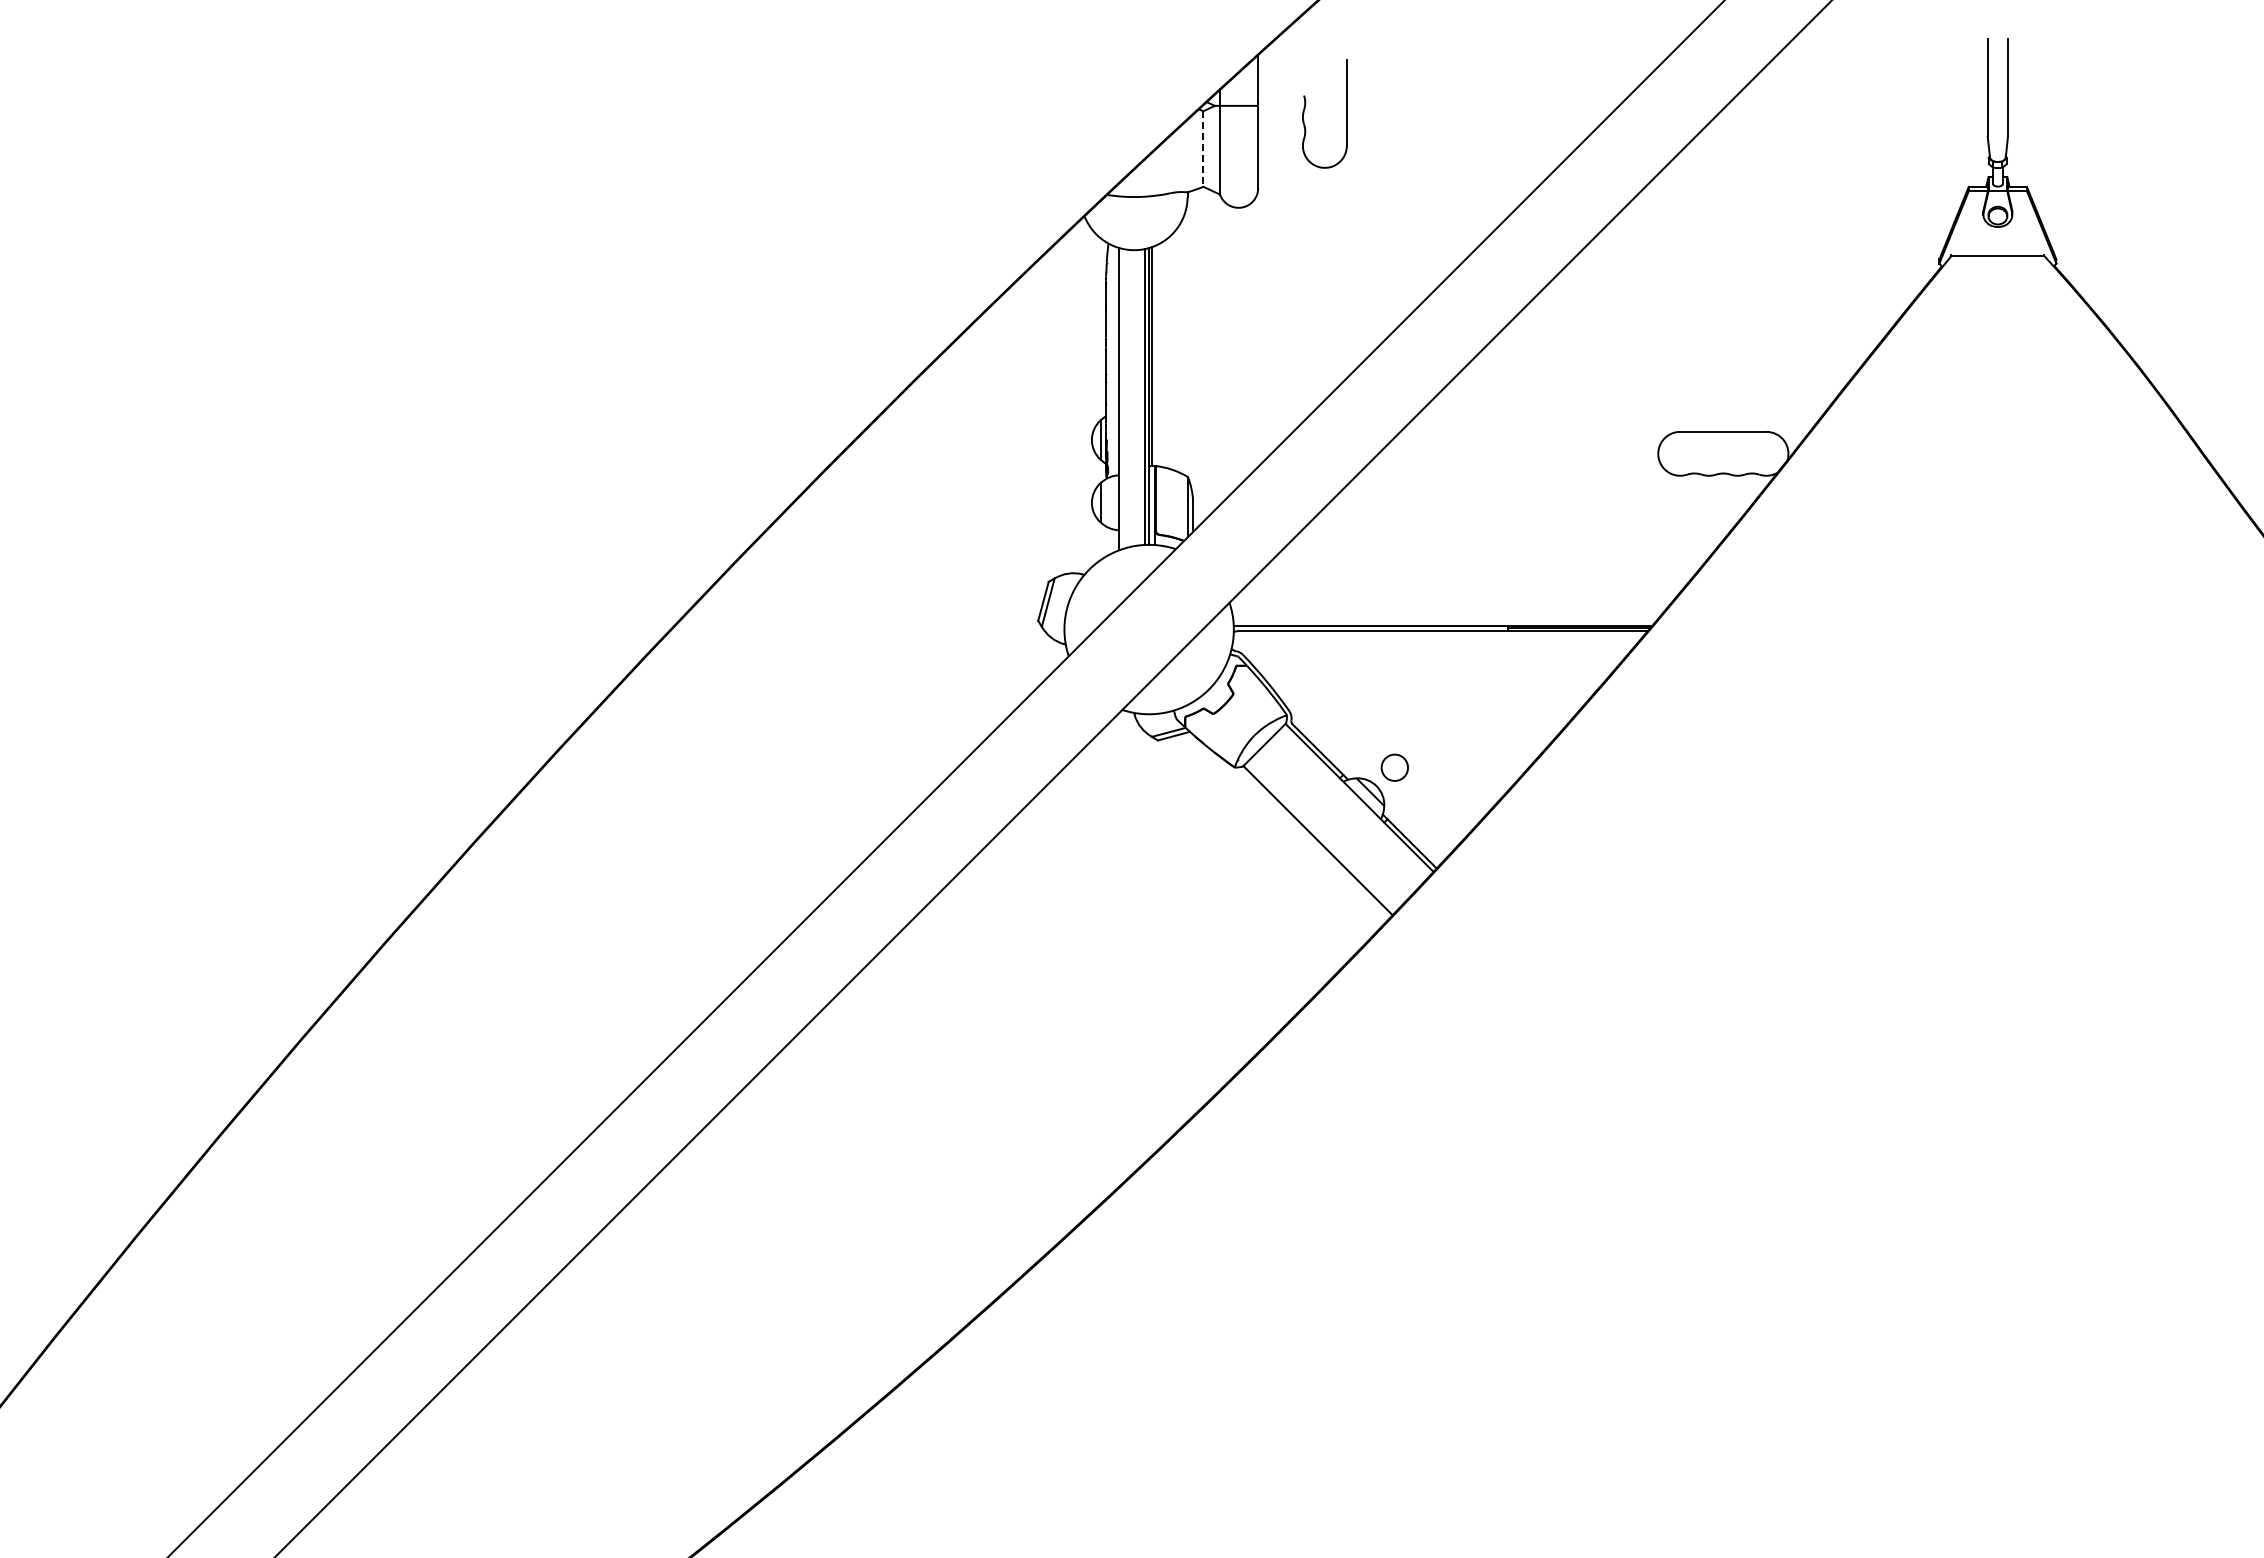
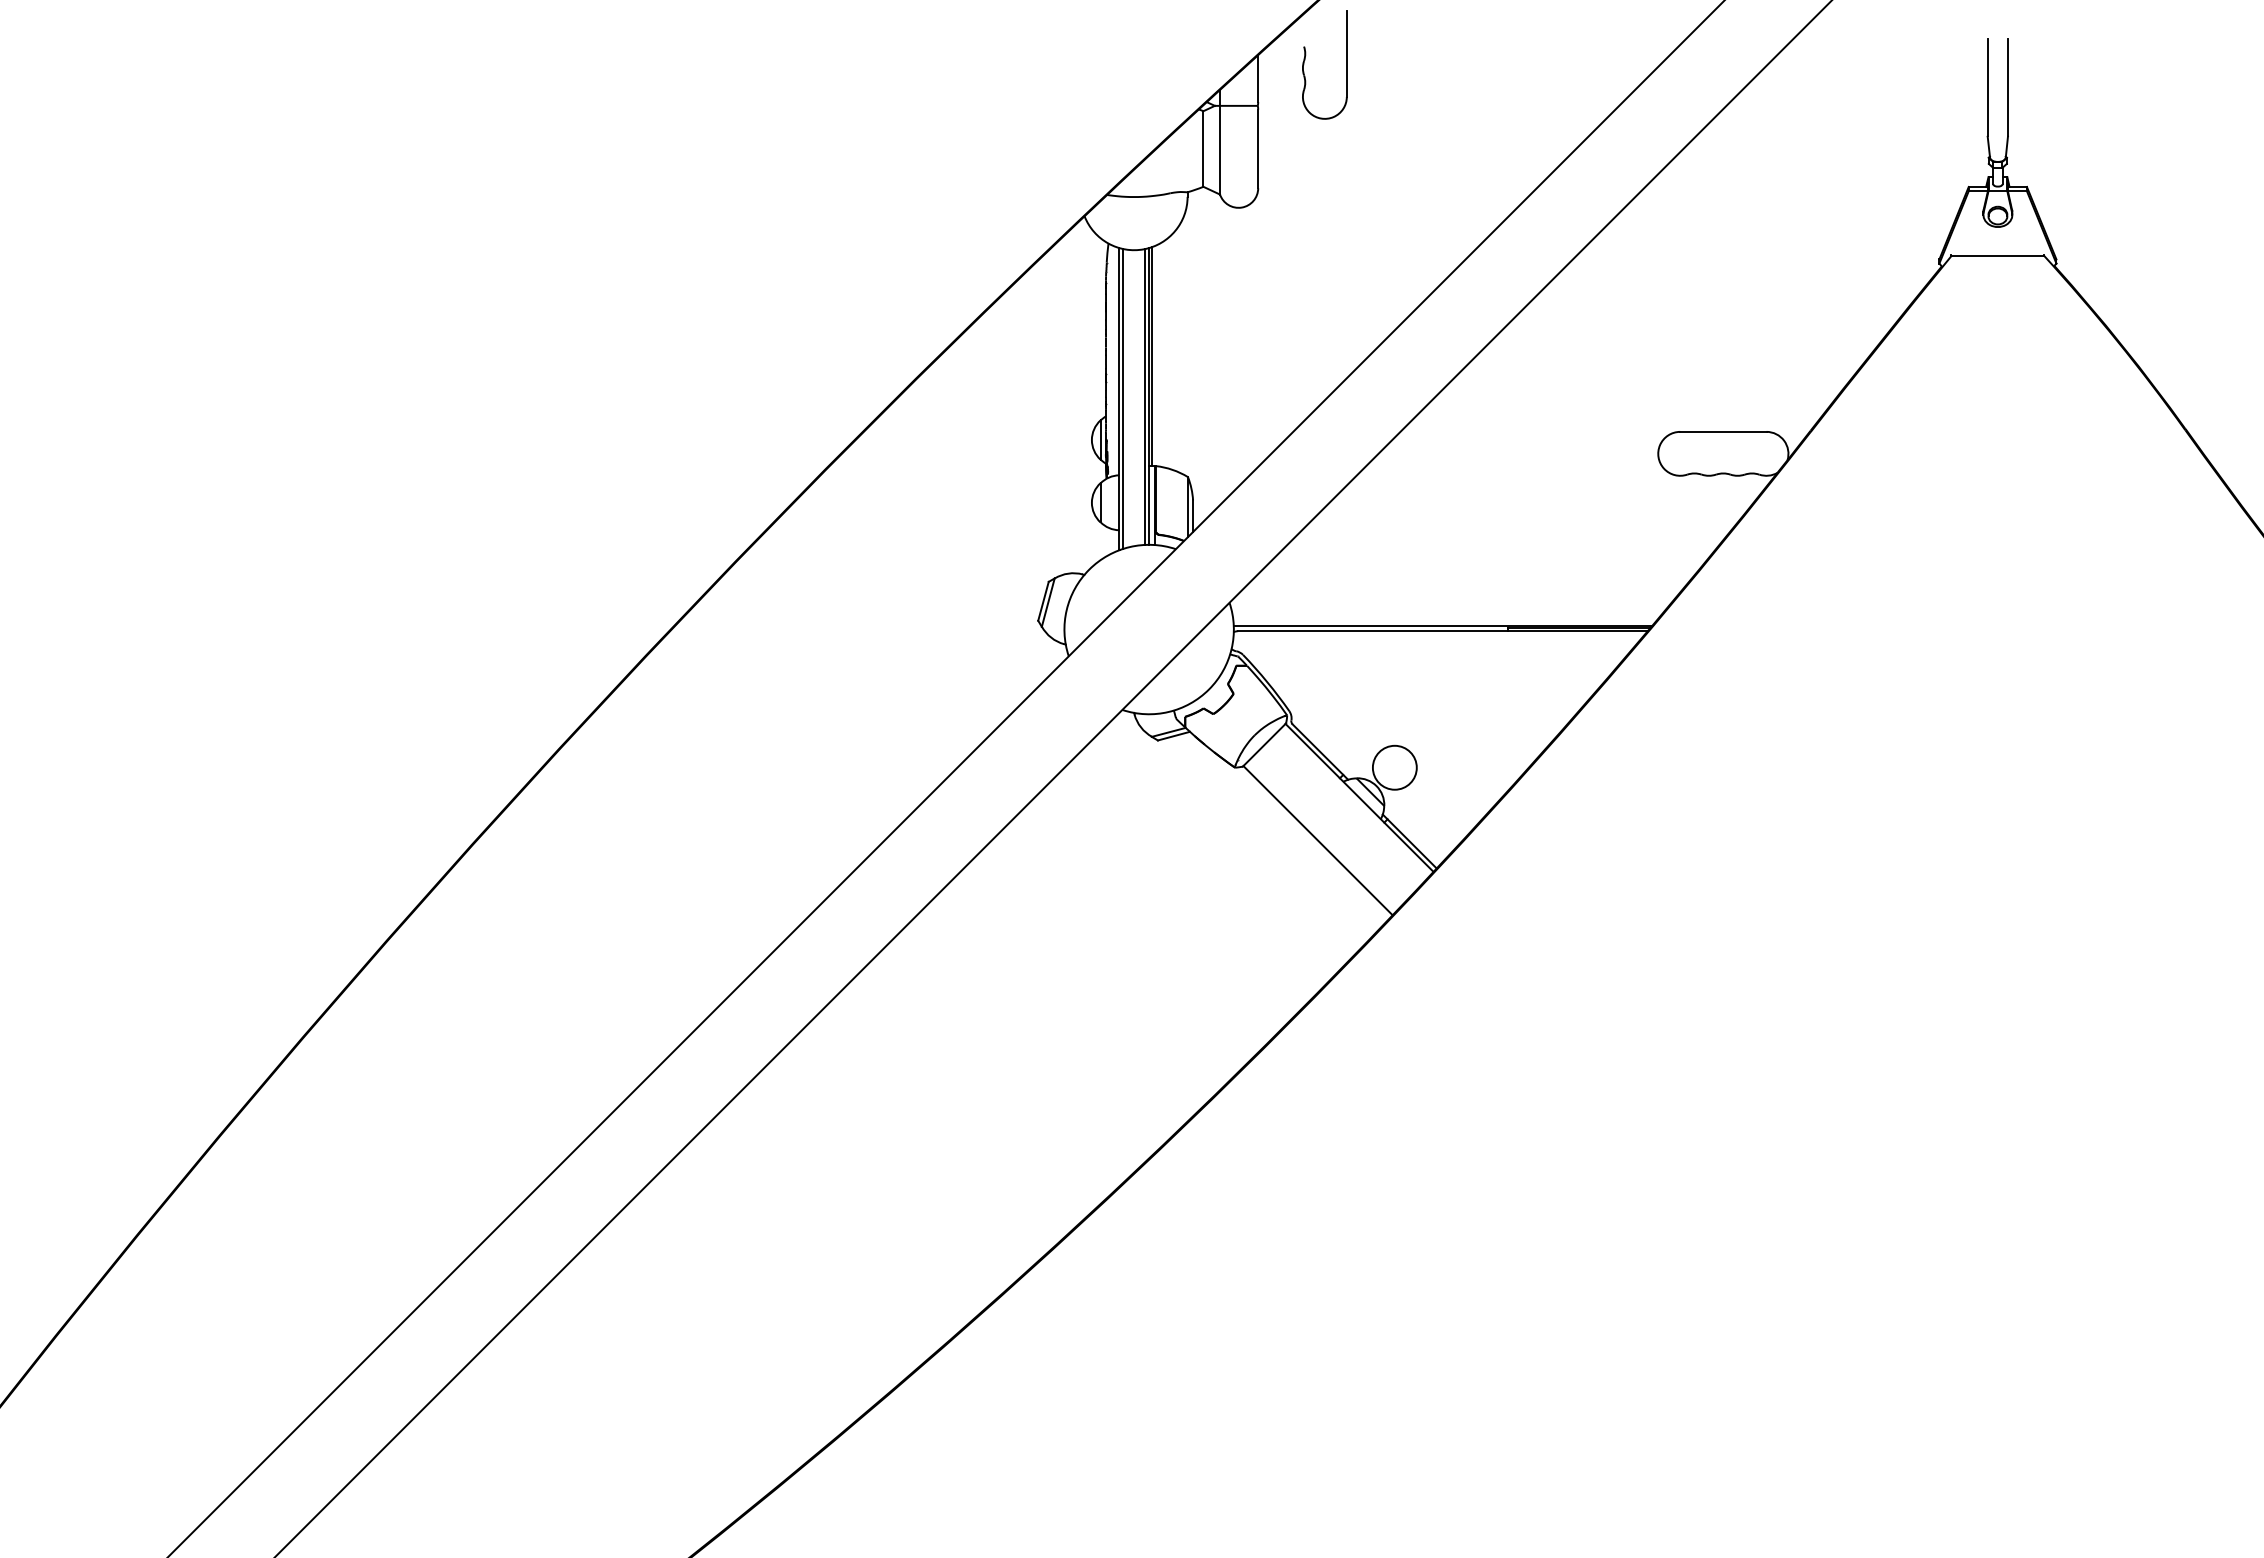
part position: (1305, 109) -> (1305, 60) (1305, 60)
line: dashed -> solid (1203, 149)
line: none -> present (1123, 398)
circle diameter: 26 px -> 44 px (1394, 767)
